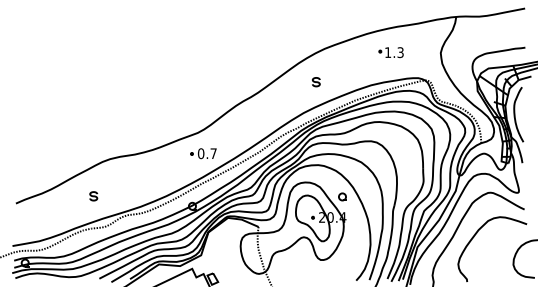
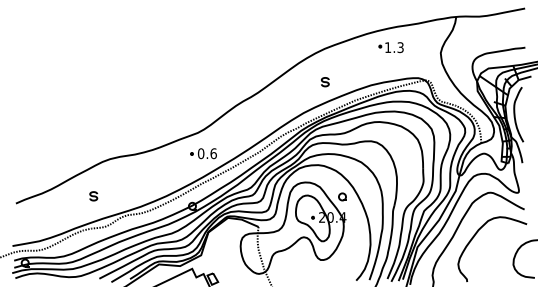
part position: (390, 52) -> (390, 47) (390, 47)
part position: (316, 82) -> (325, 82) (325, 82)
text: 0.7 -> 0.6 (213, 153)
